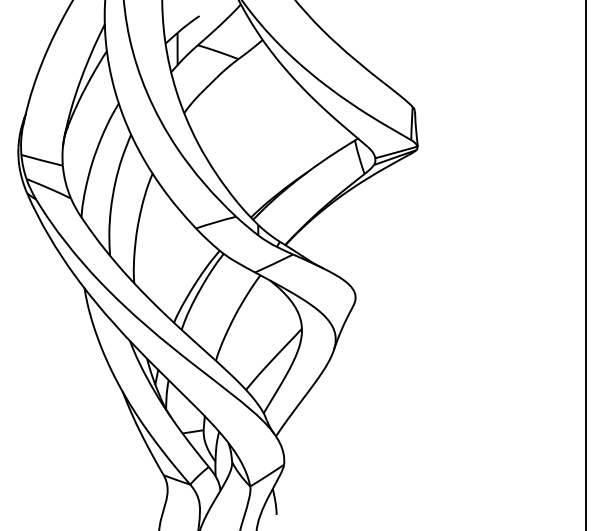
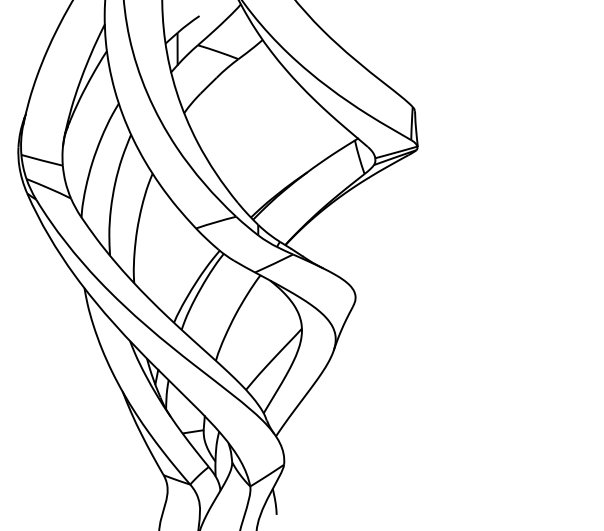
line: present -> none (585, 264)
